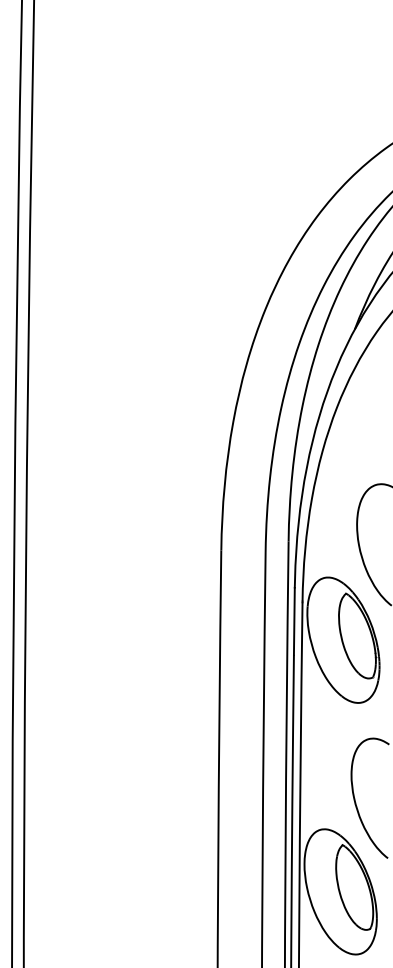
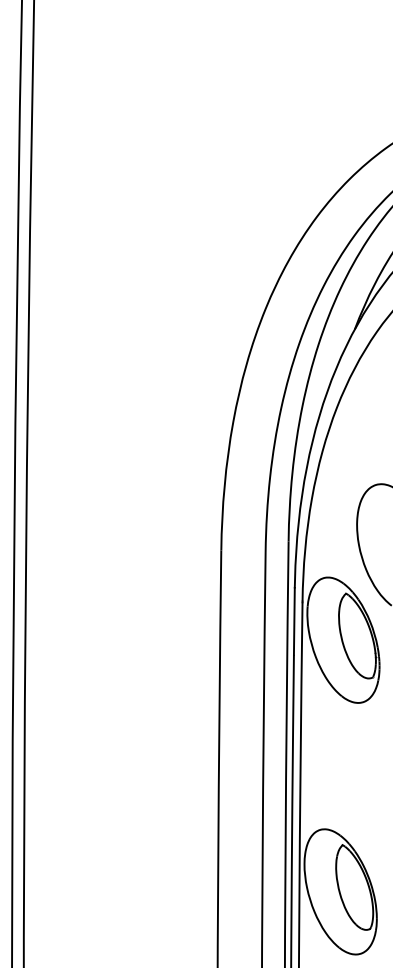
curve: present -> none (356, 802)
